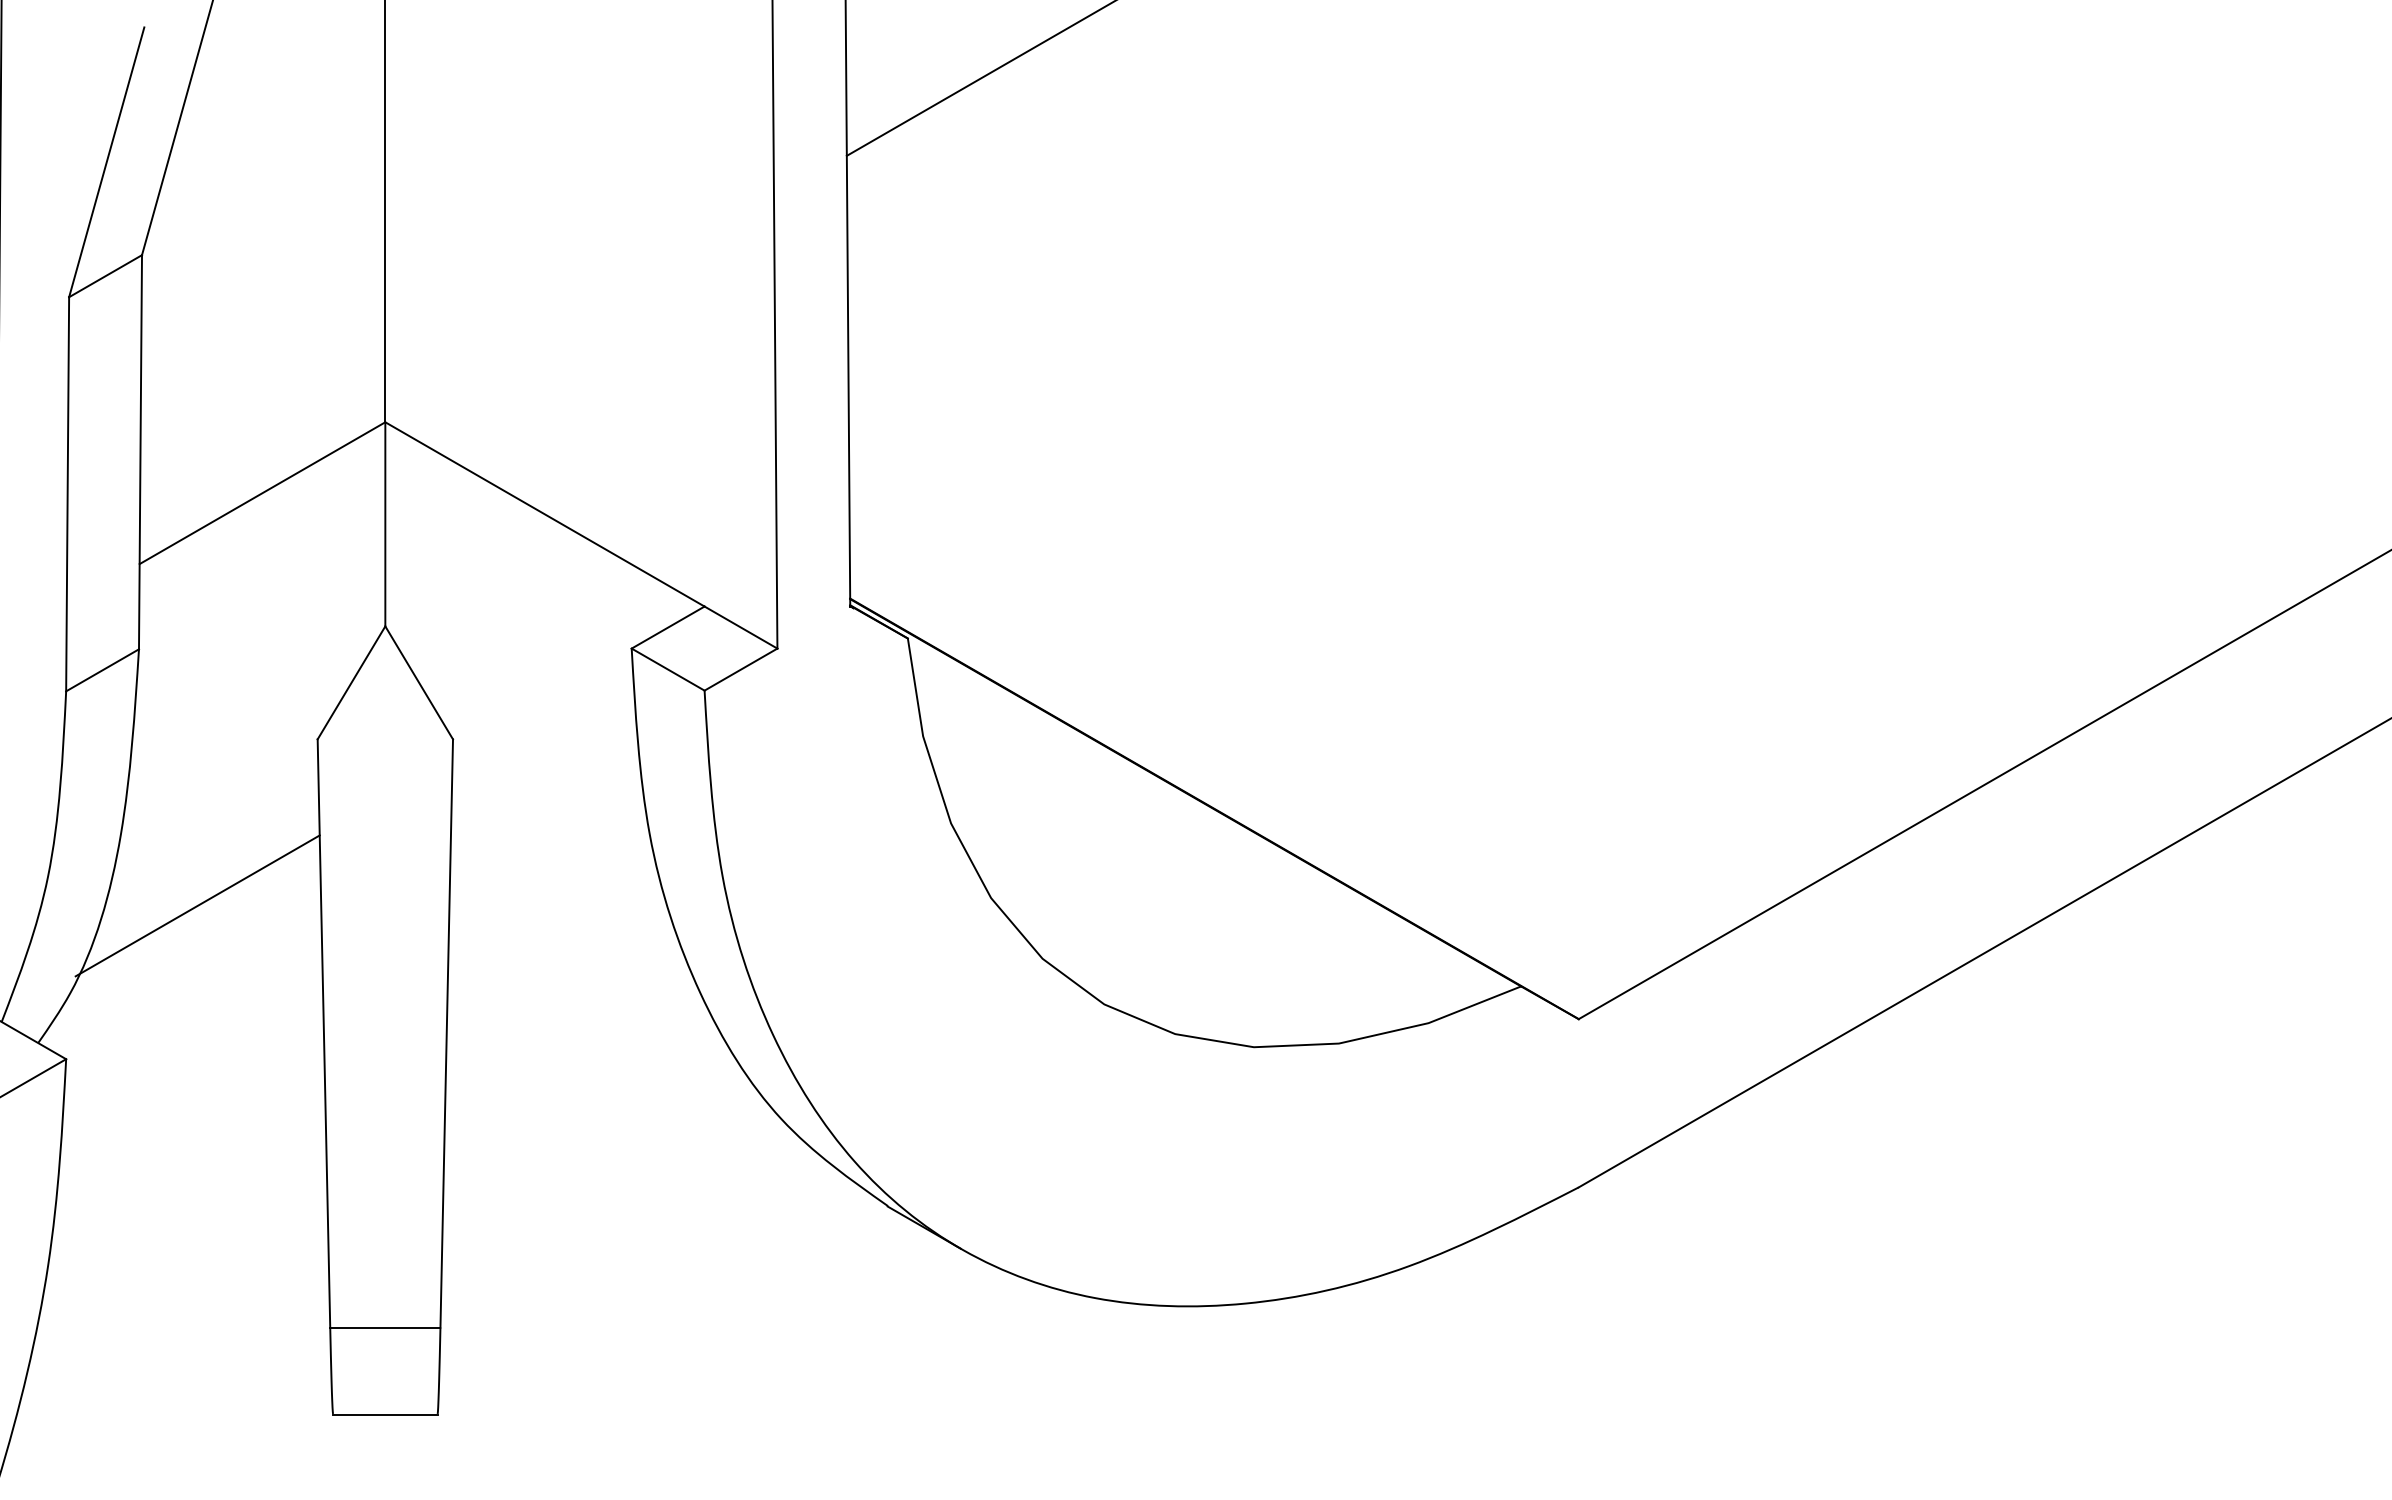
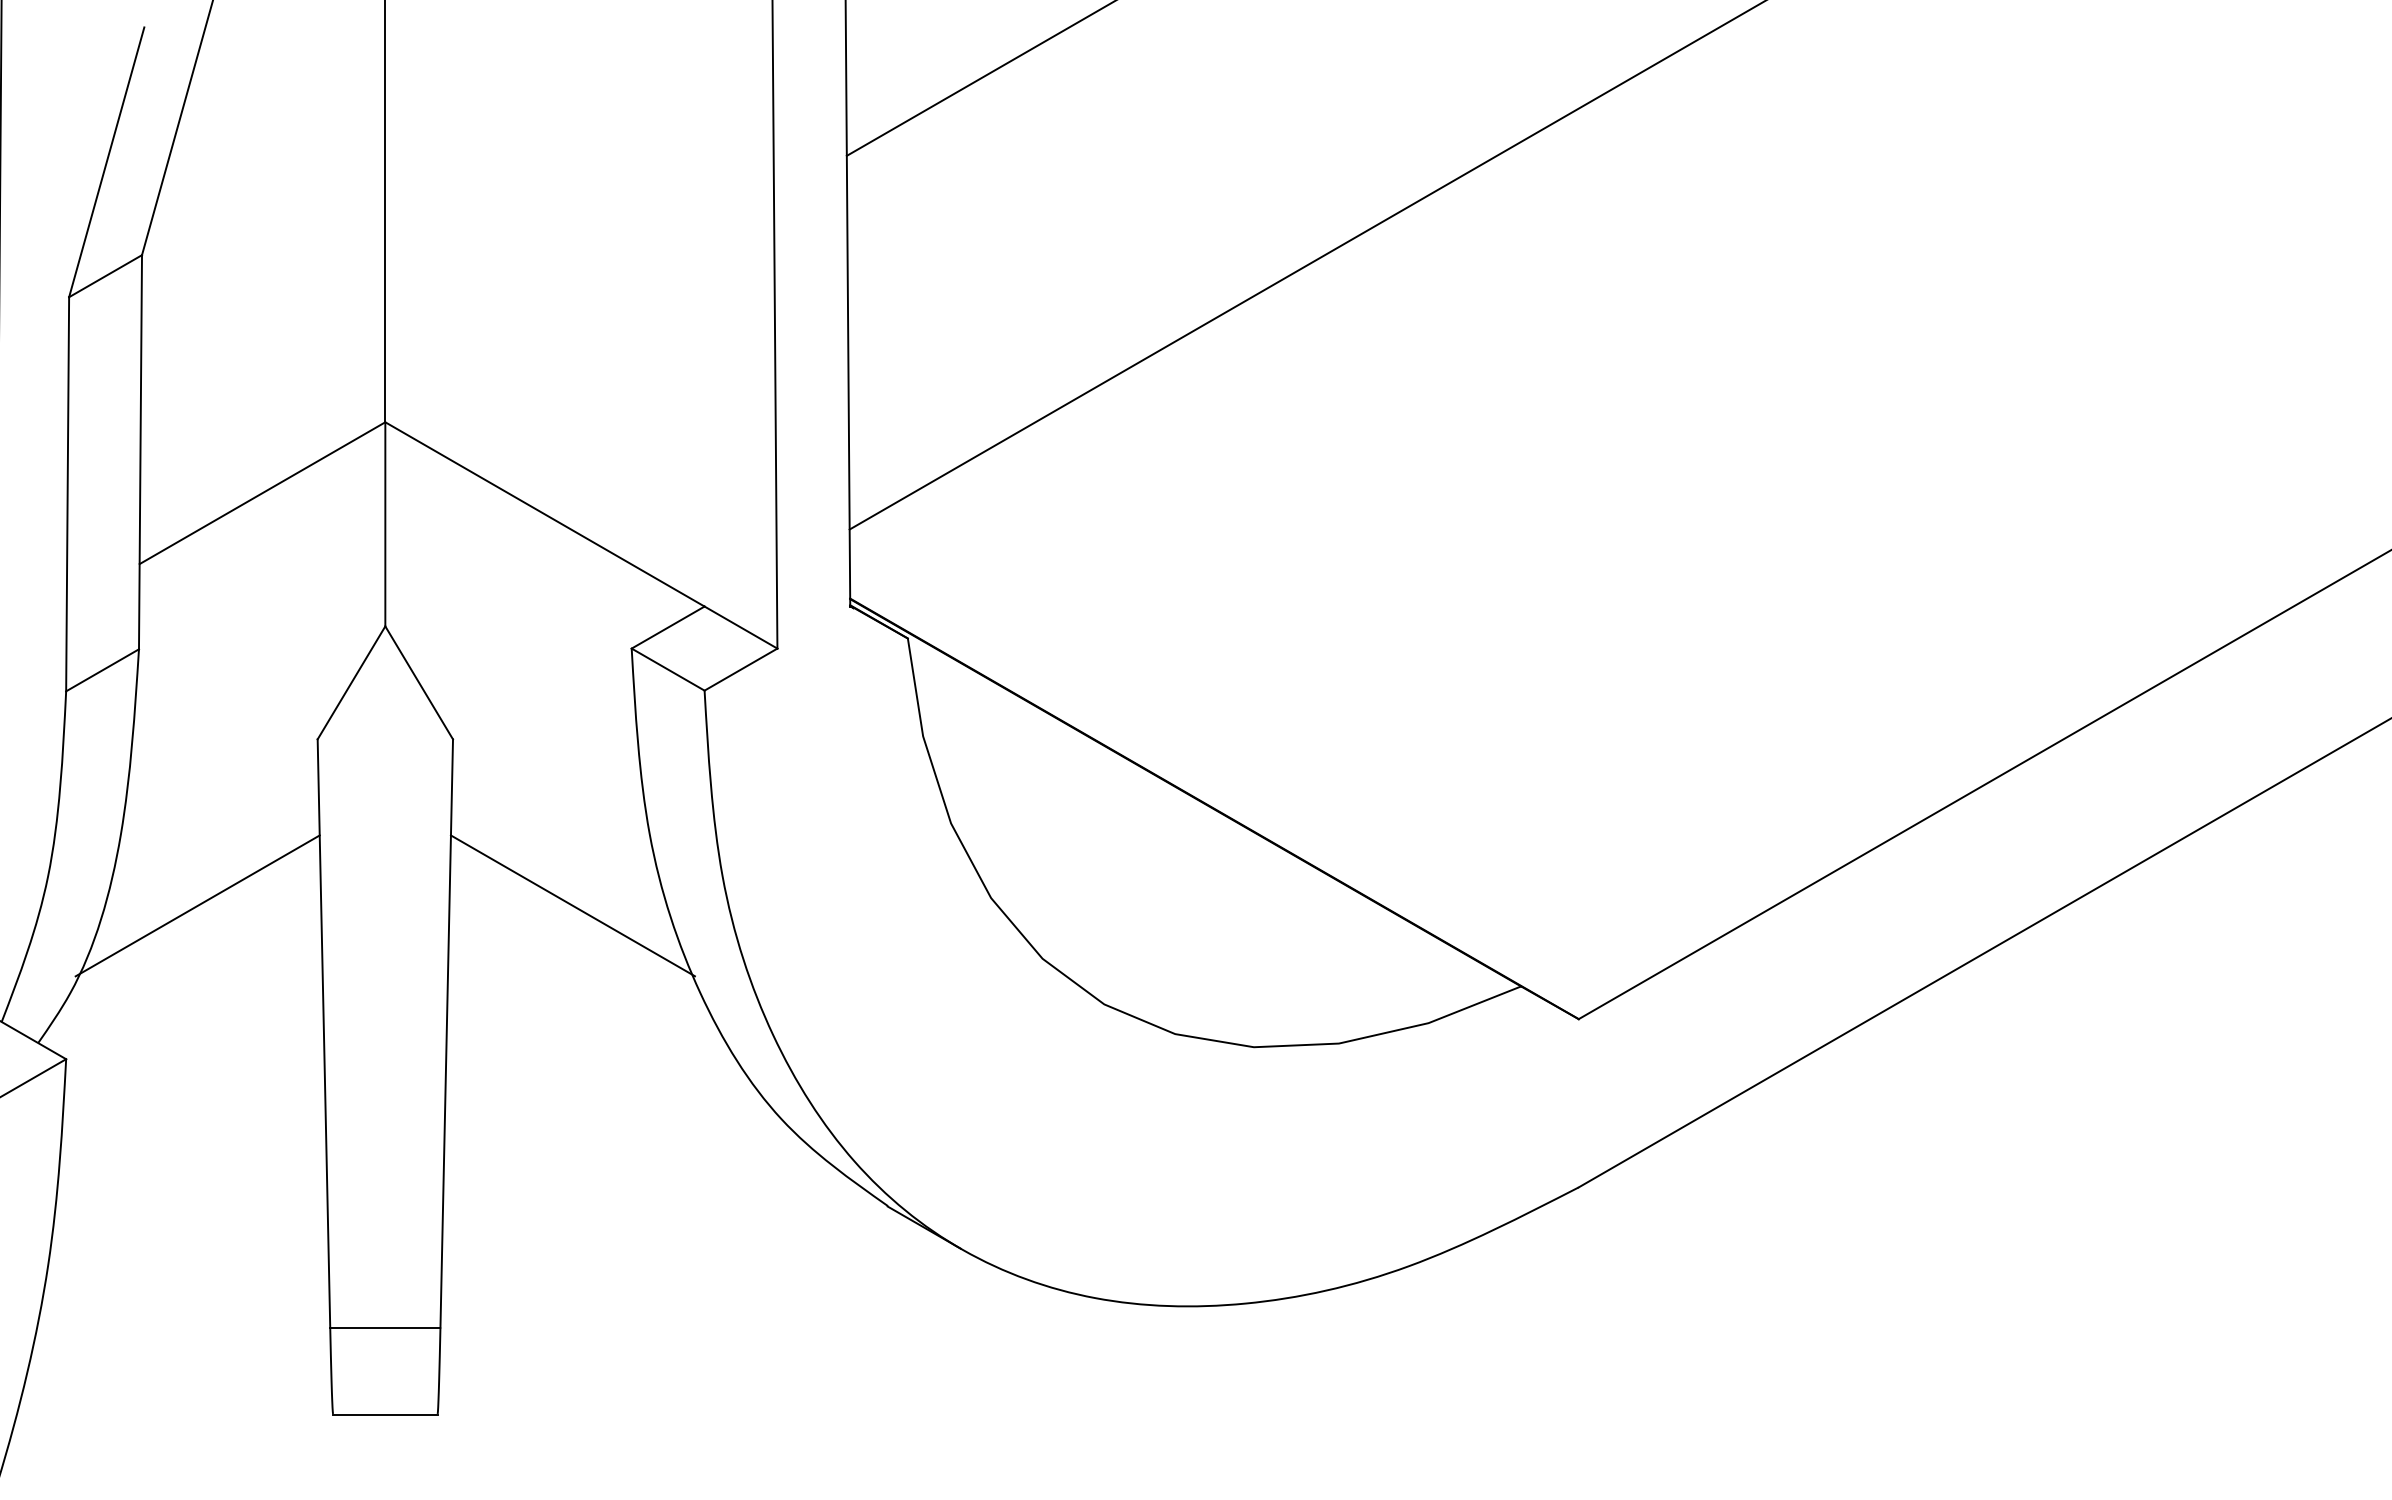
line: none -> present (1305, 265)
line: none -> present (572, 905)
